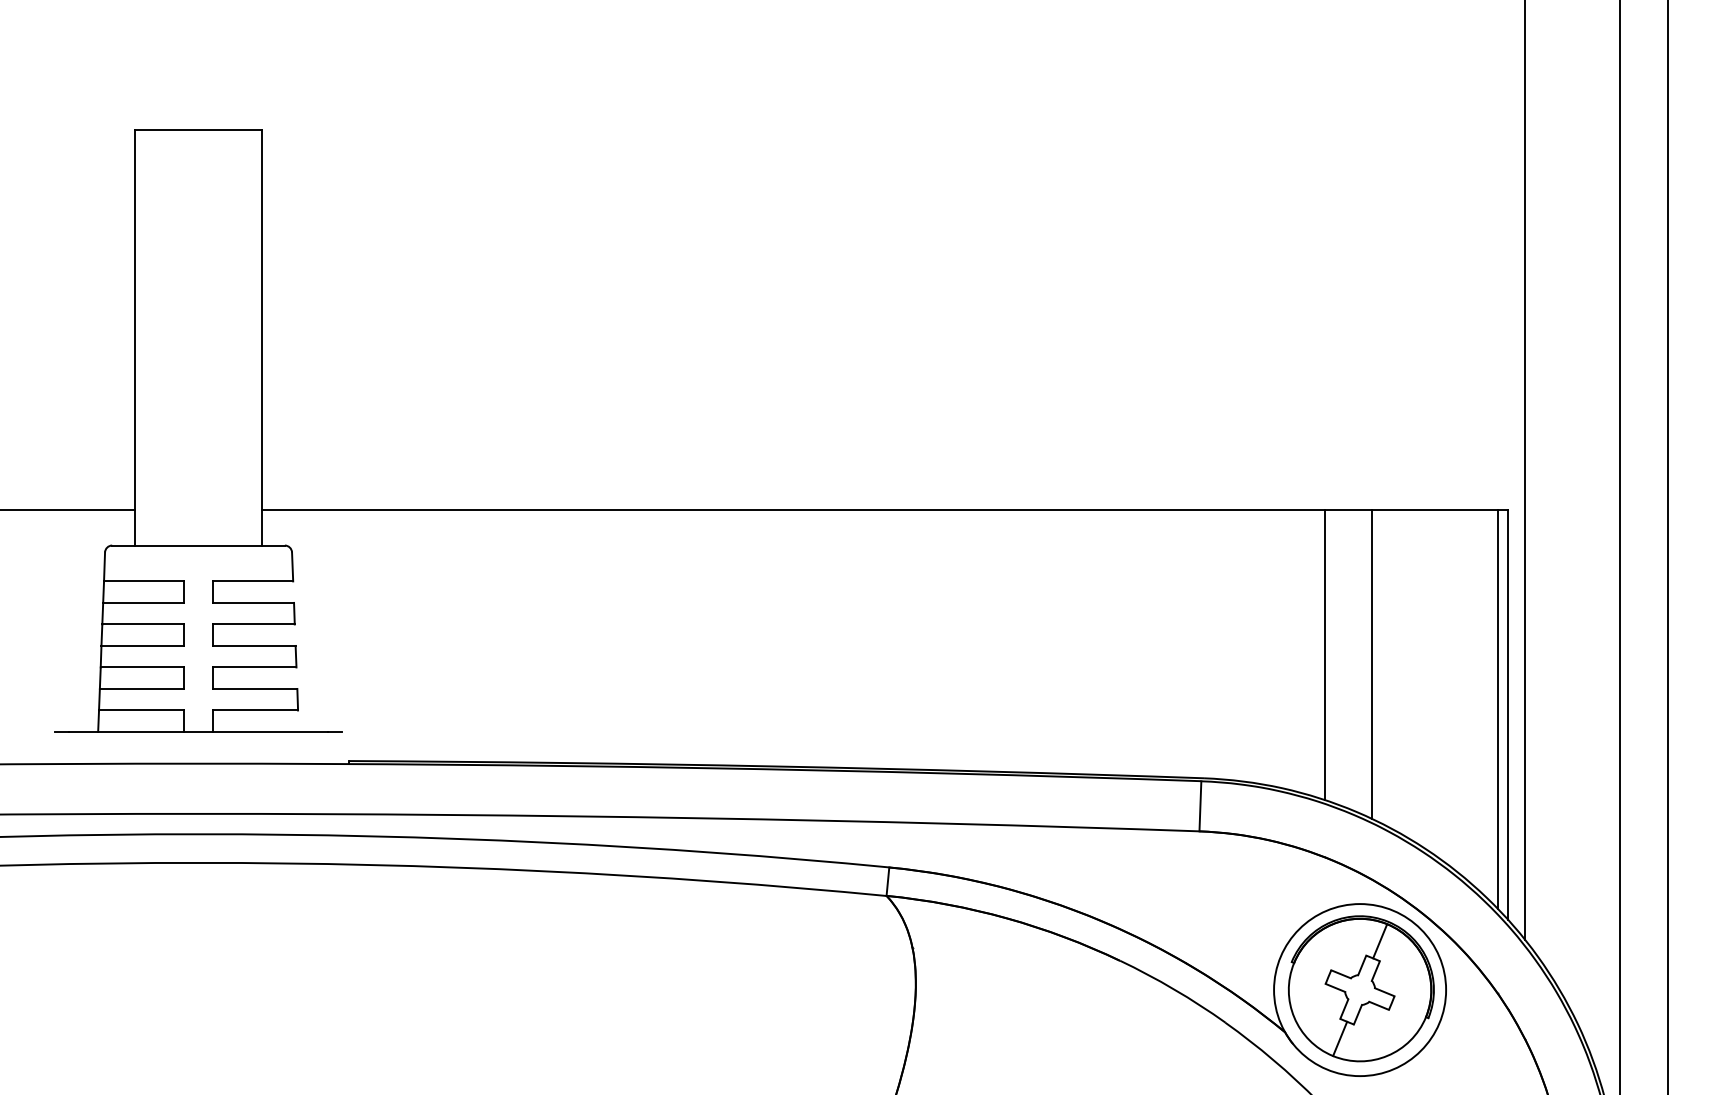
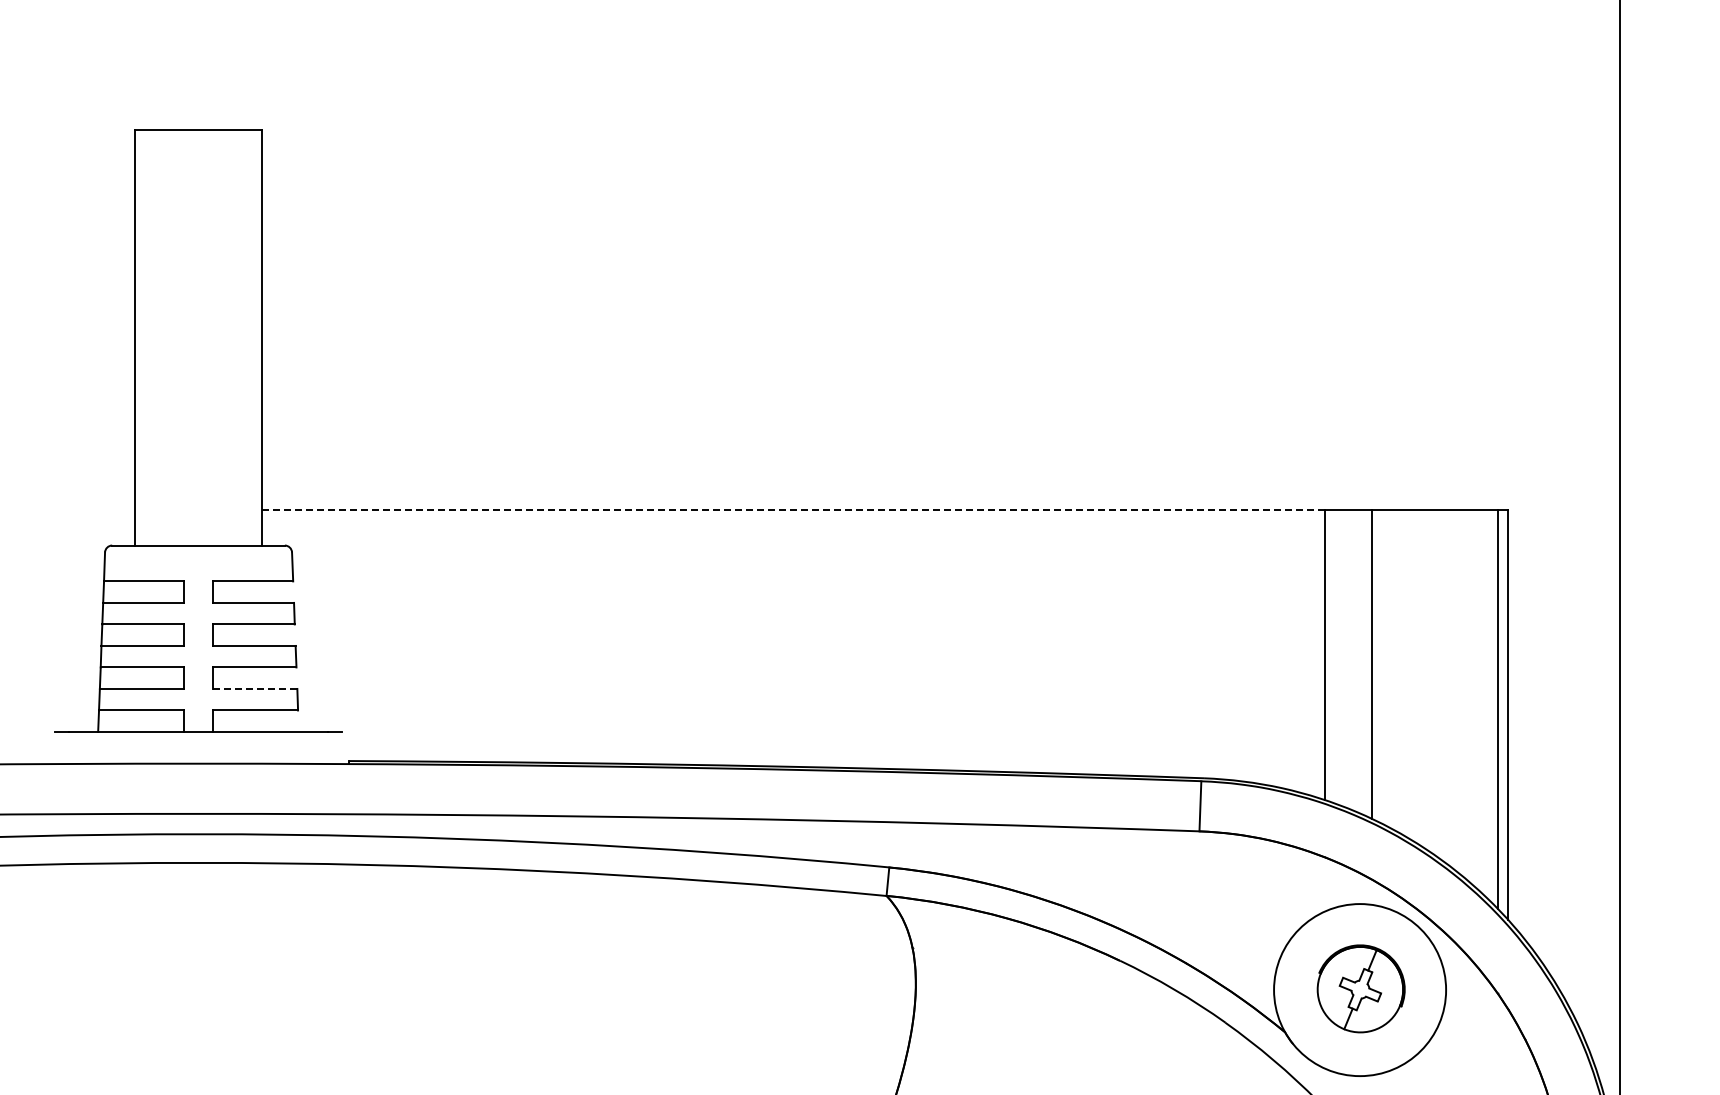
line: present -> none (1525, 470)
line: present -> none (68, 509)
line: solid -> dashed (793, 509)
line: present -> none (1668, 546)
line: solid -> dashed (254, 688)
part size: 148x148 px -> 90x90 px (1360, 988)
